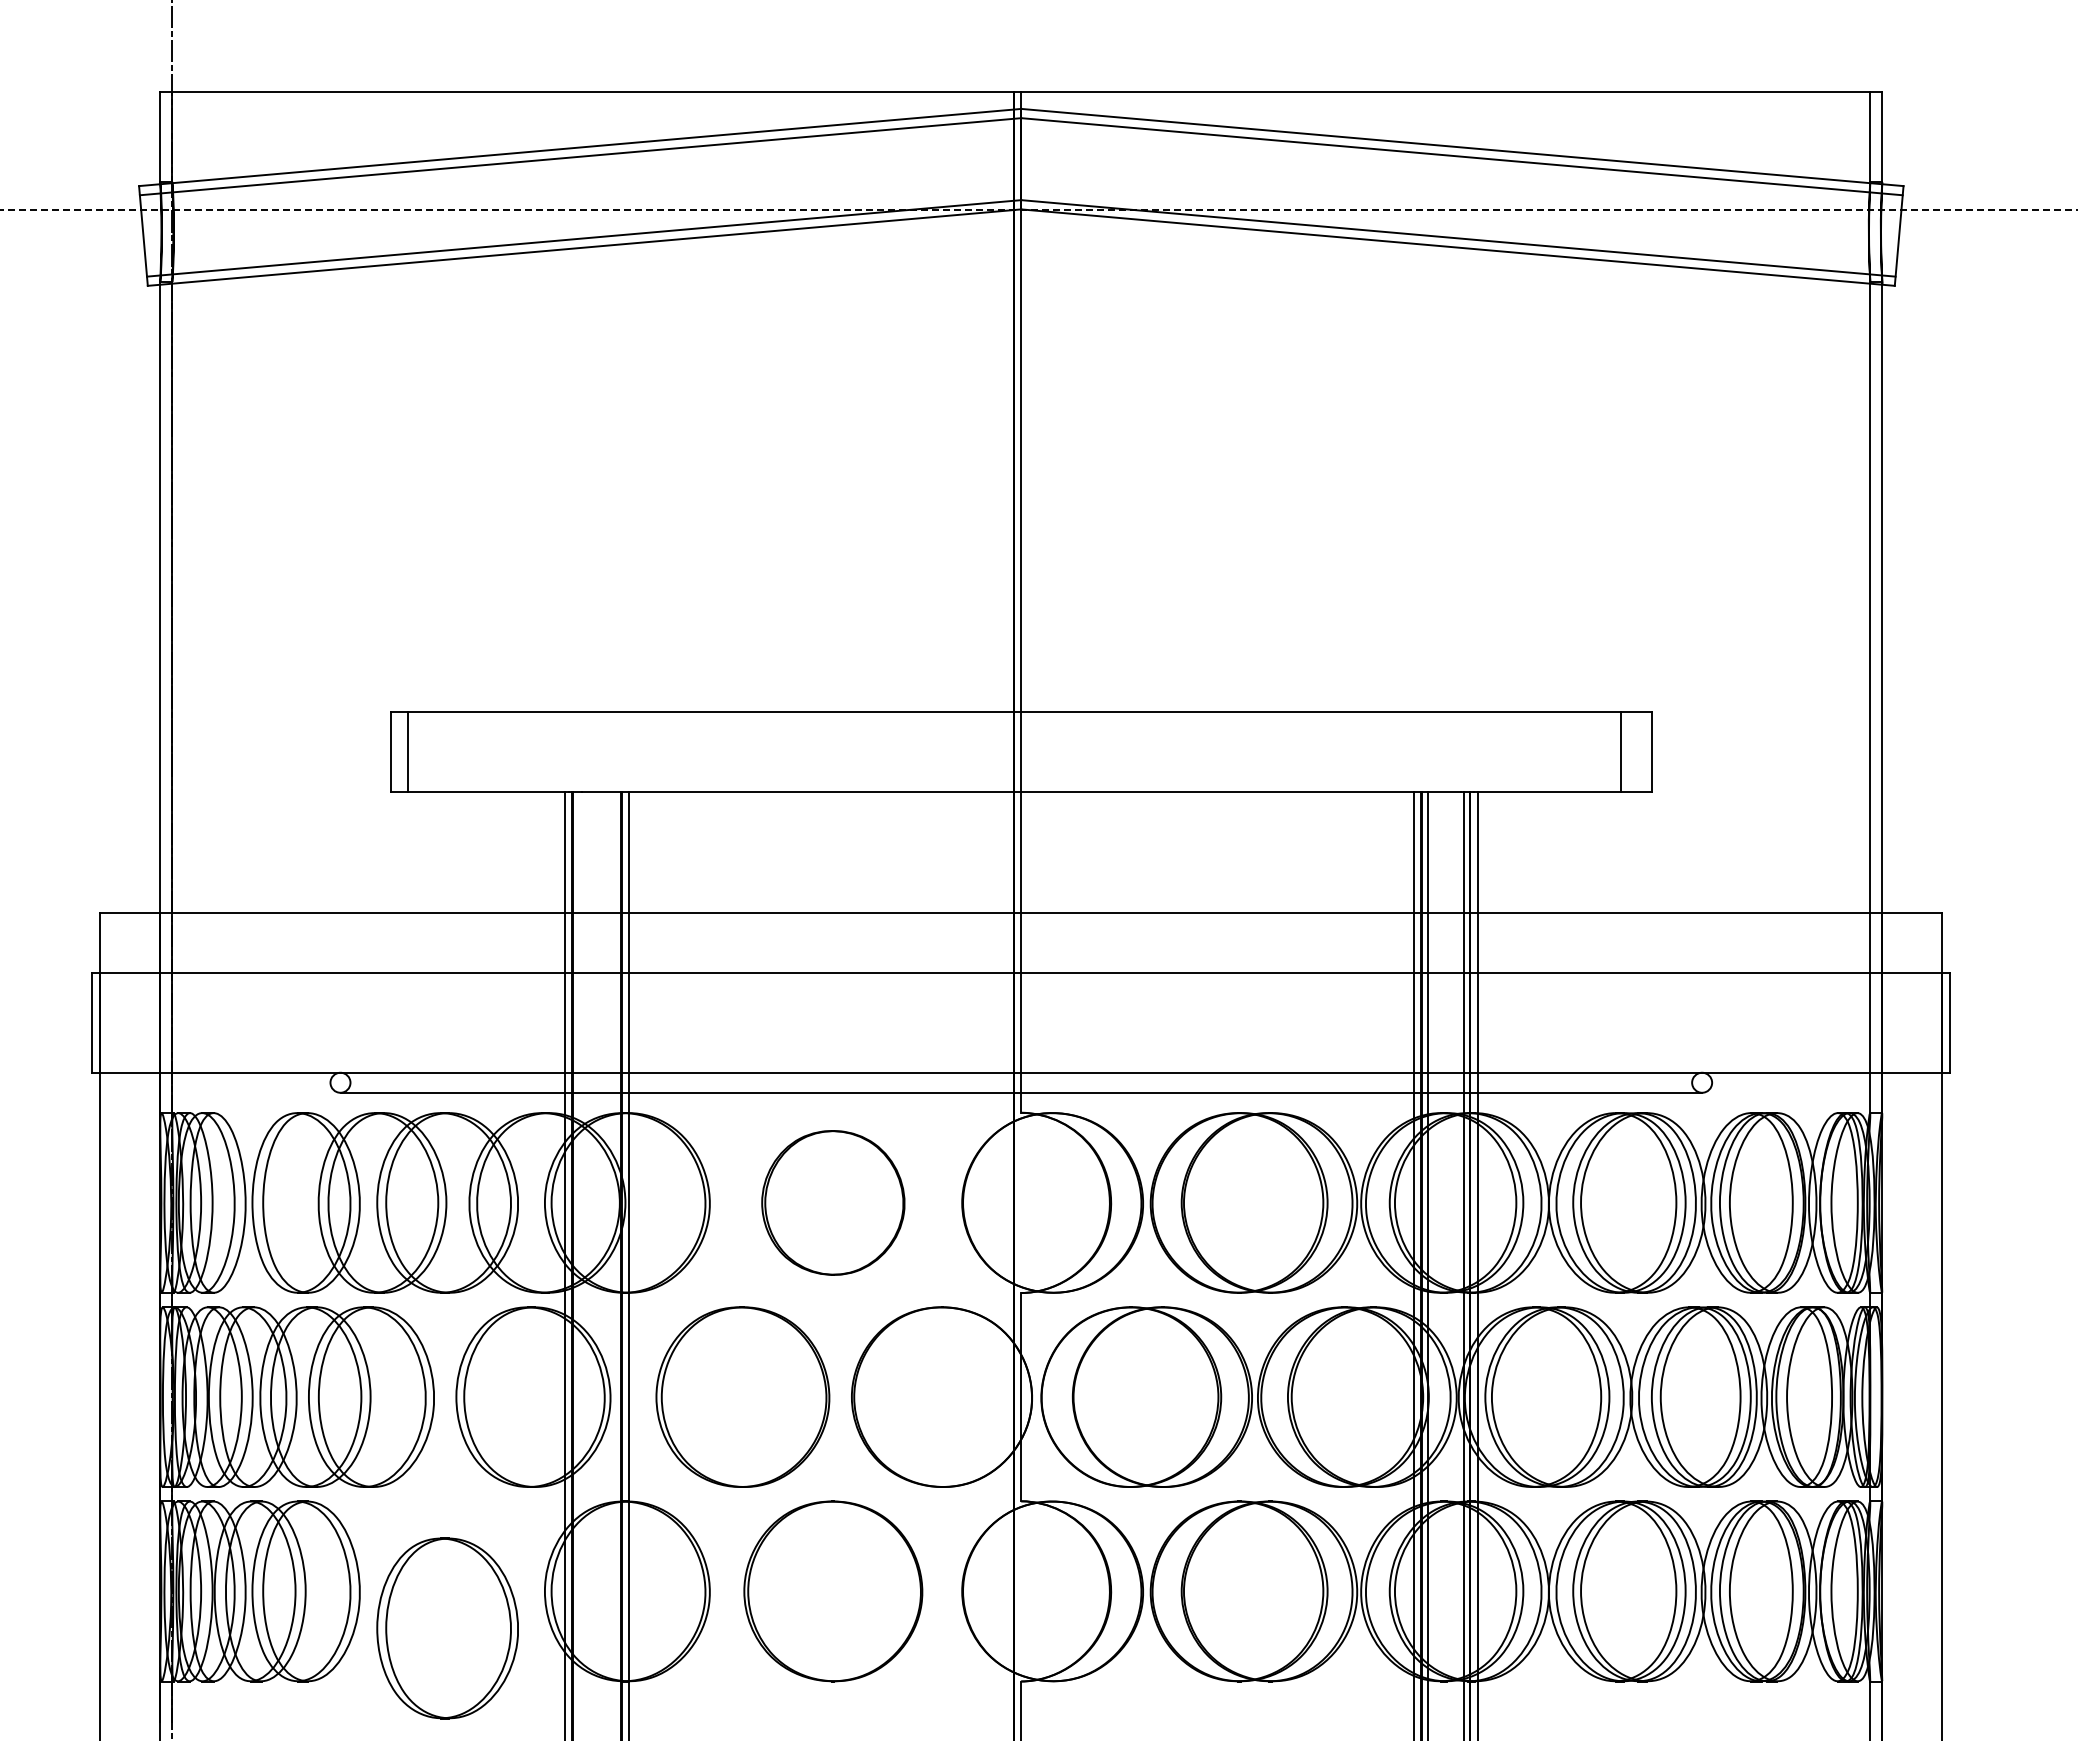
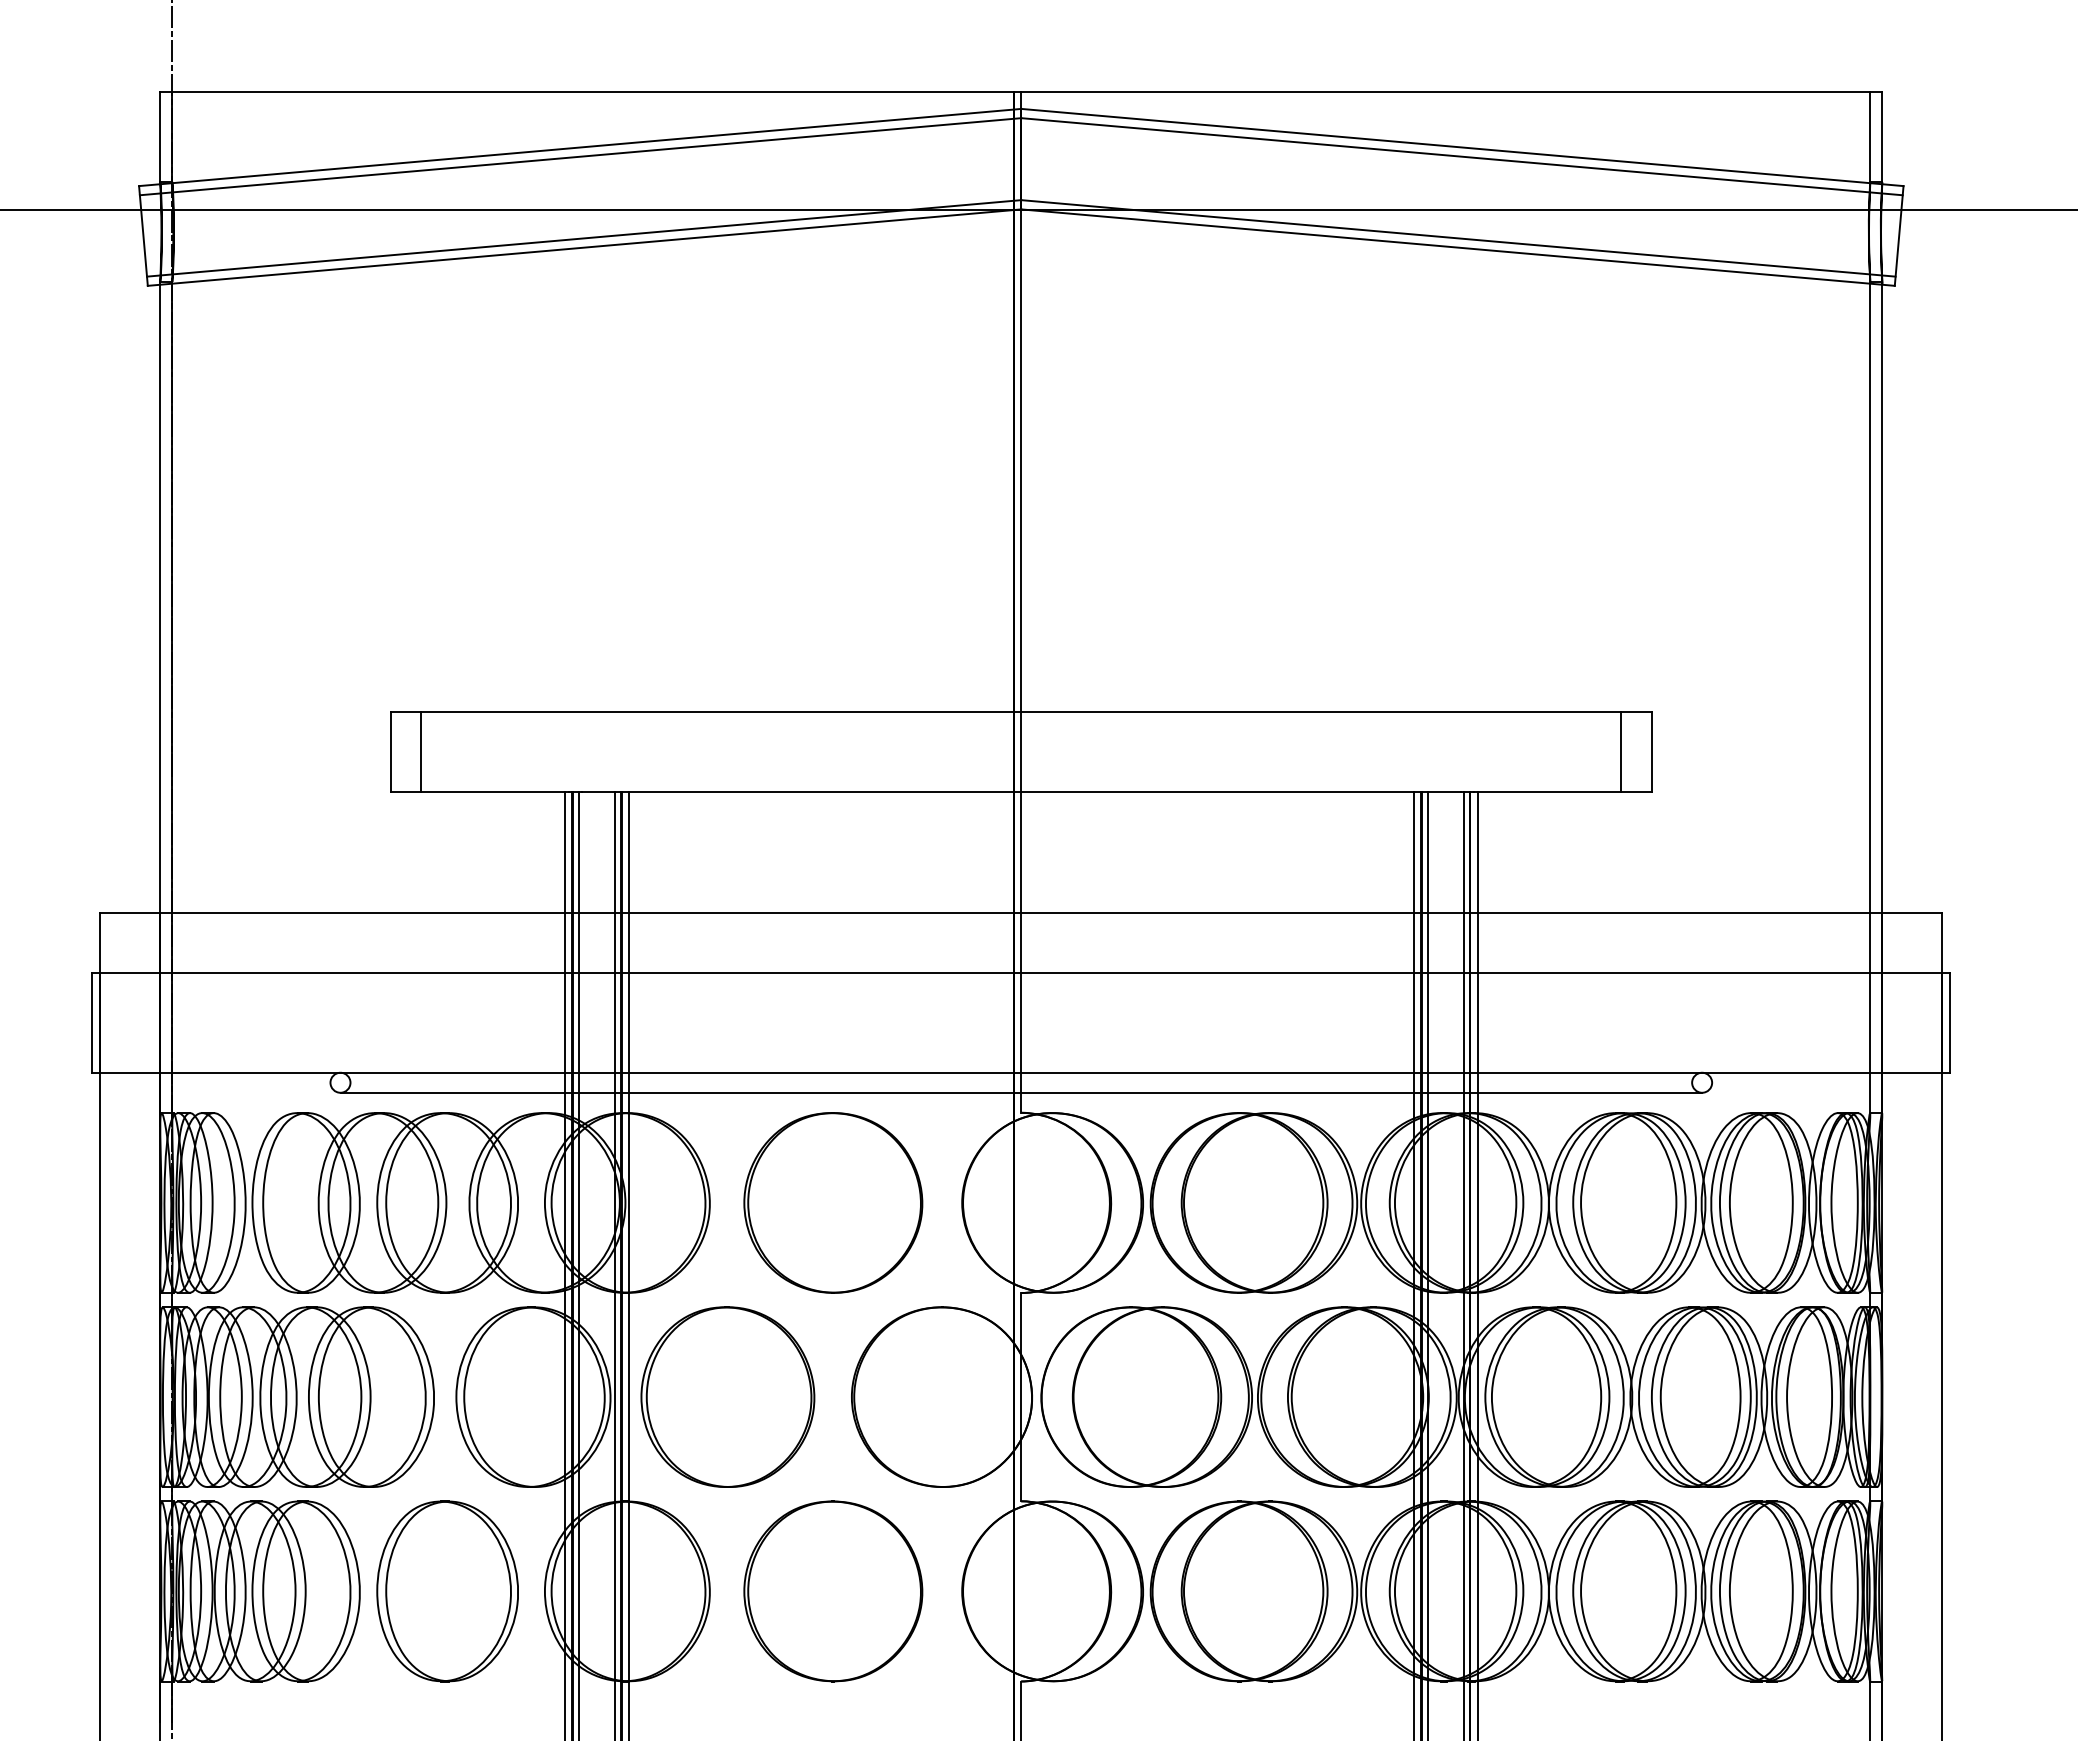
line: dashed -> solid (1038, 209)
line position: (408, 752) -> (421, 752) (421, 752)
part size: 145x146 px -> 181x182 px (833, 1202)
line: none -> present (579, 1264)
line: none -> present (615, 1264)
part position: (742, 1396) -> (727, 1396) (727, 1396)
part position: (447, 1628) -> (447, 1591) (447, 1591)
